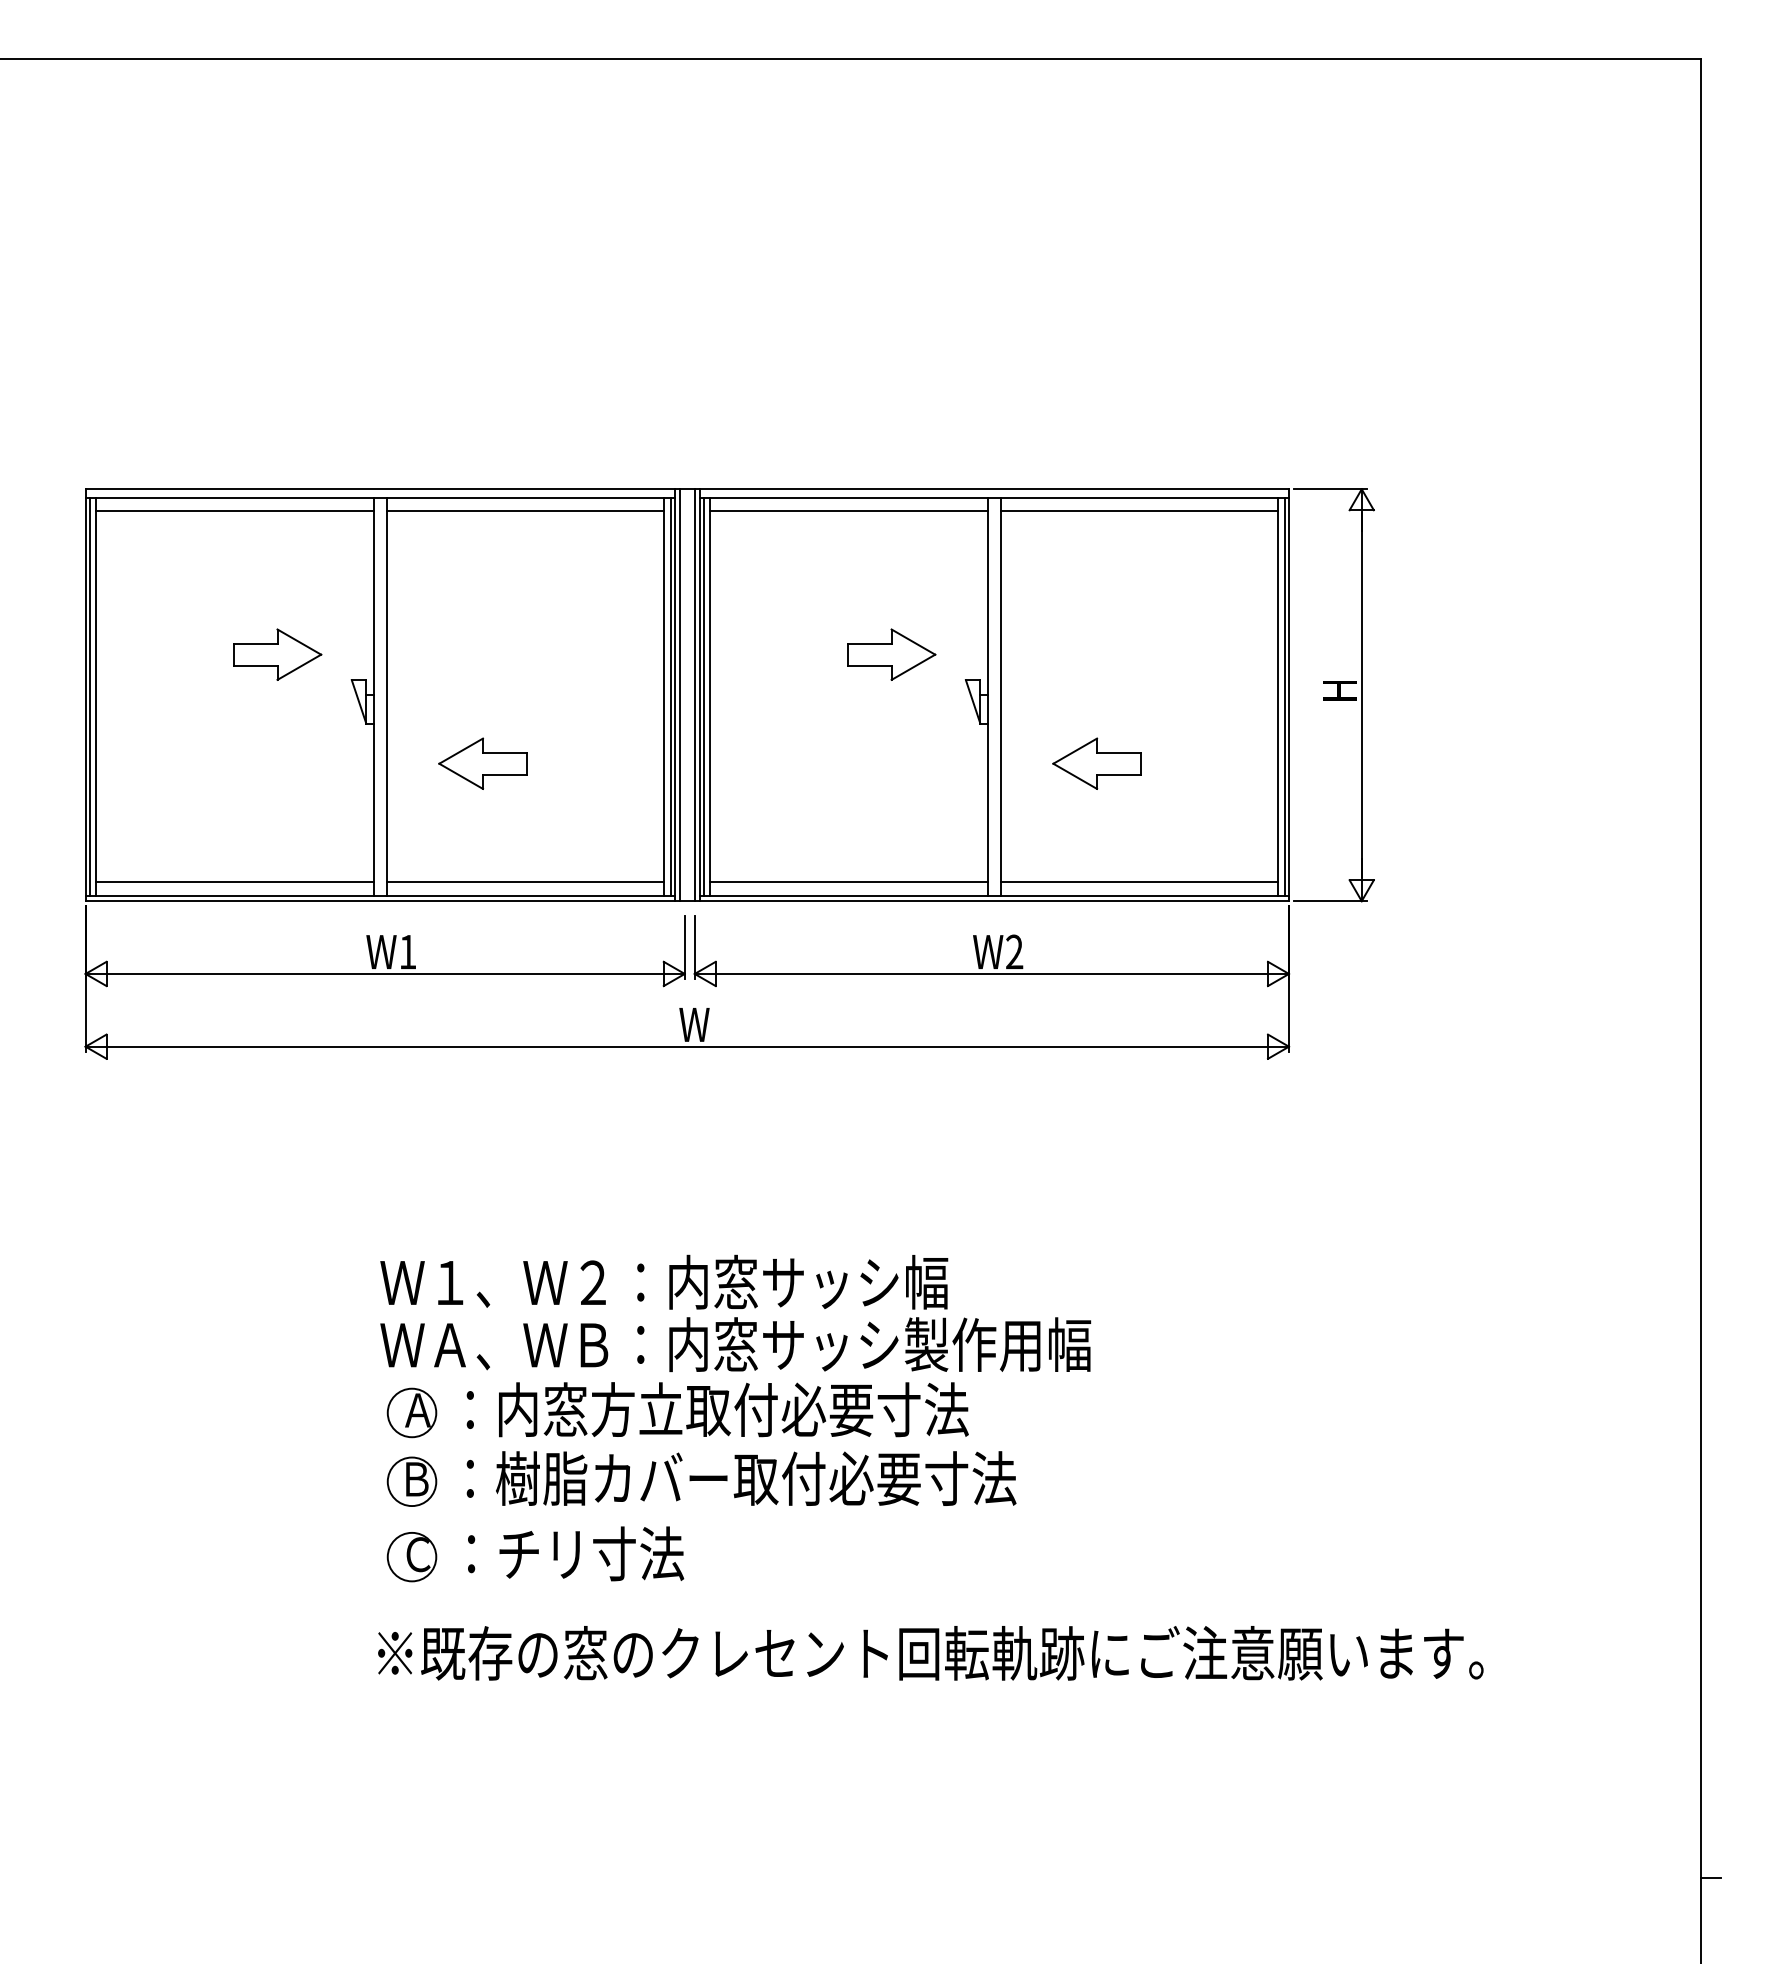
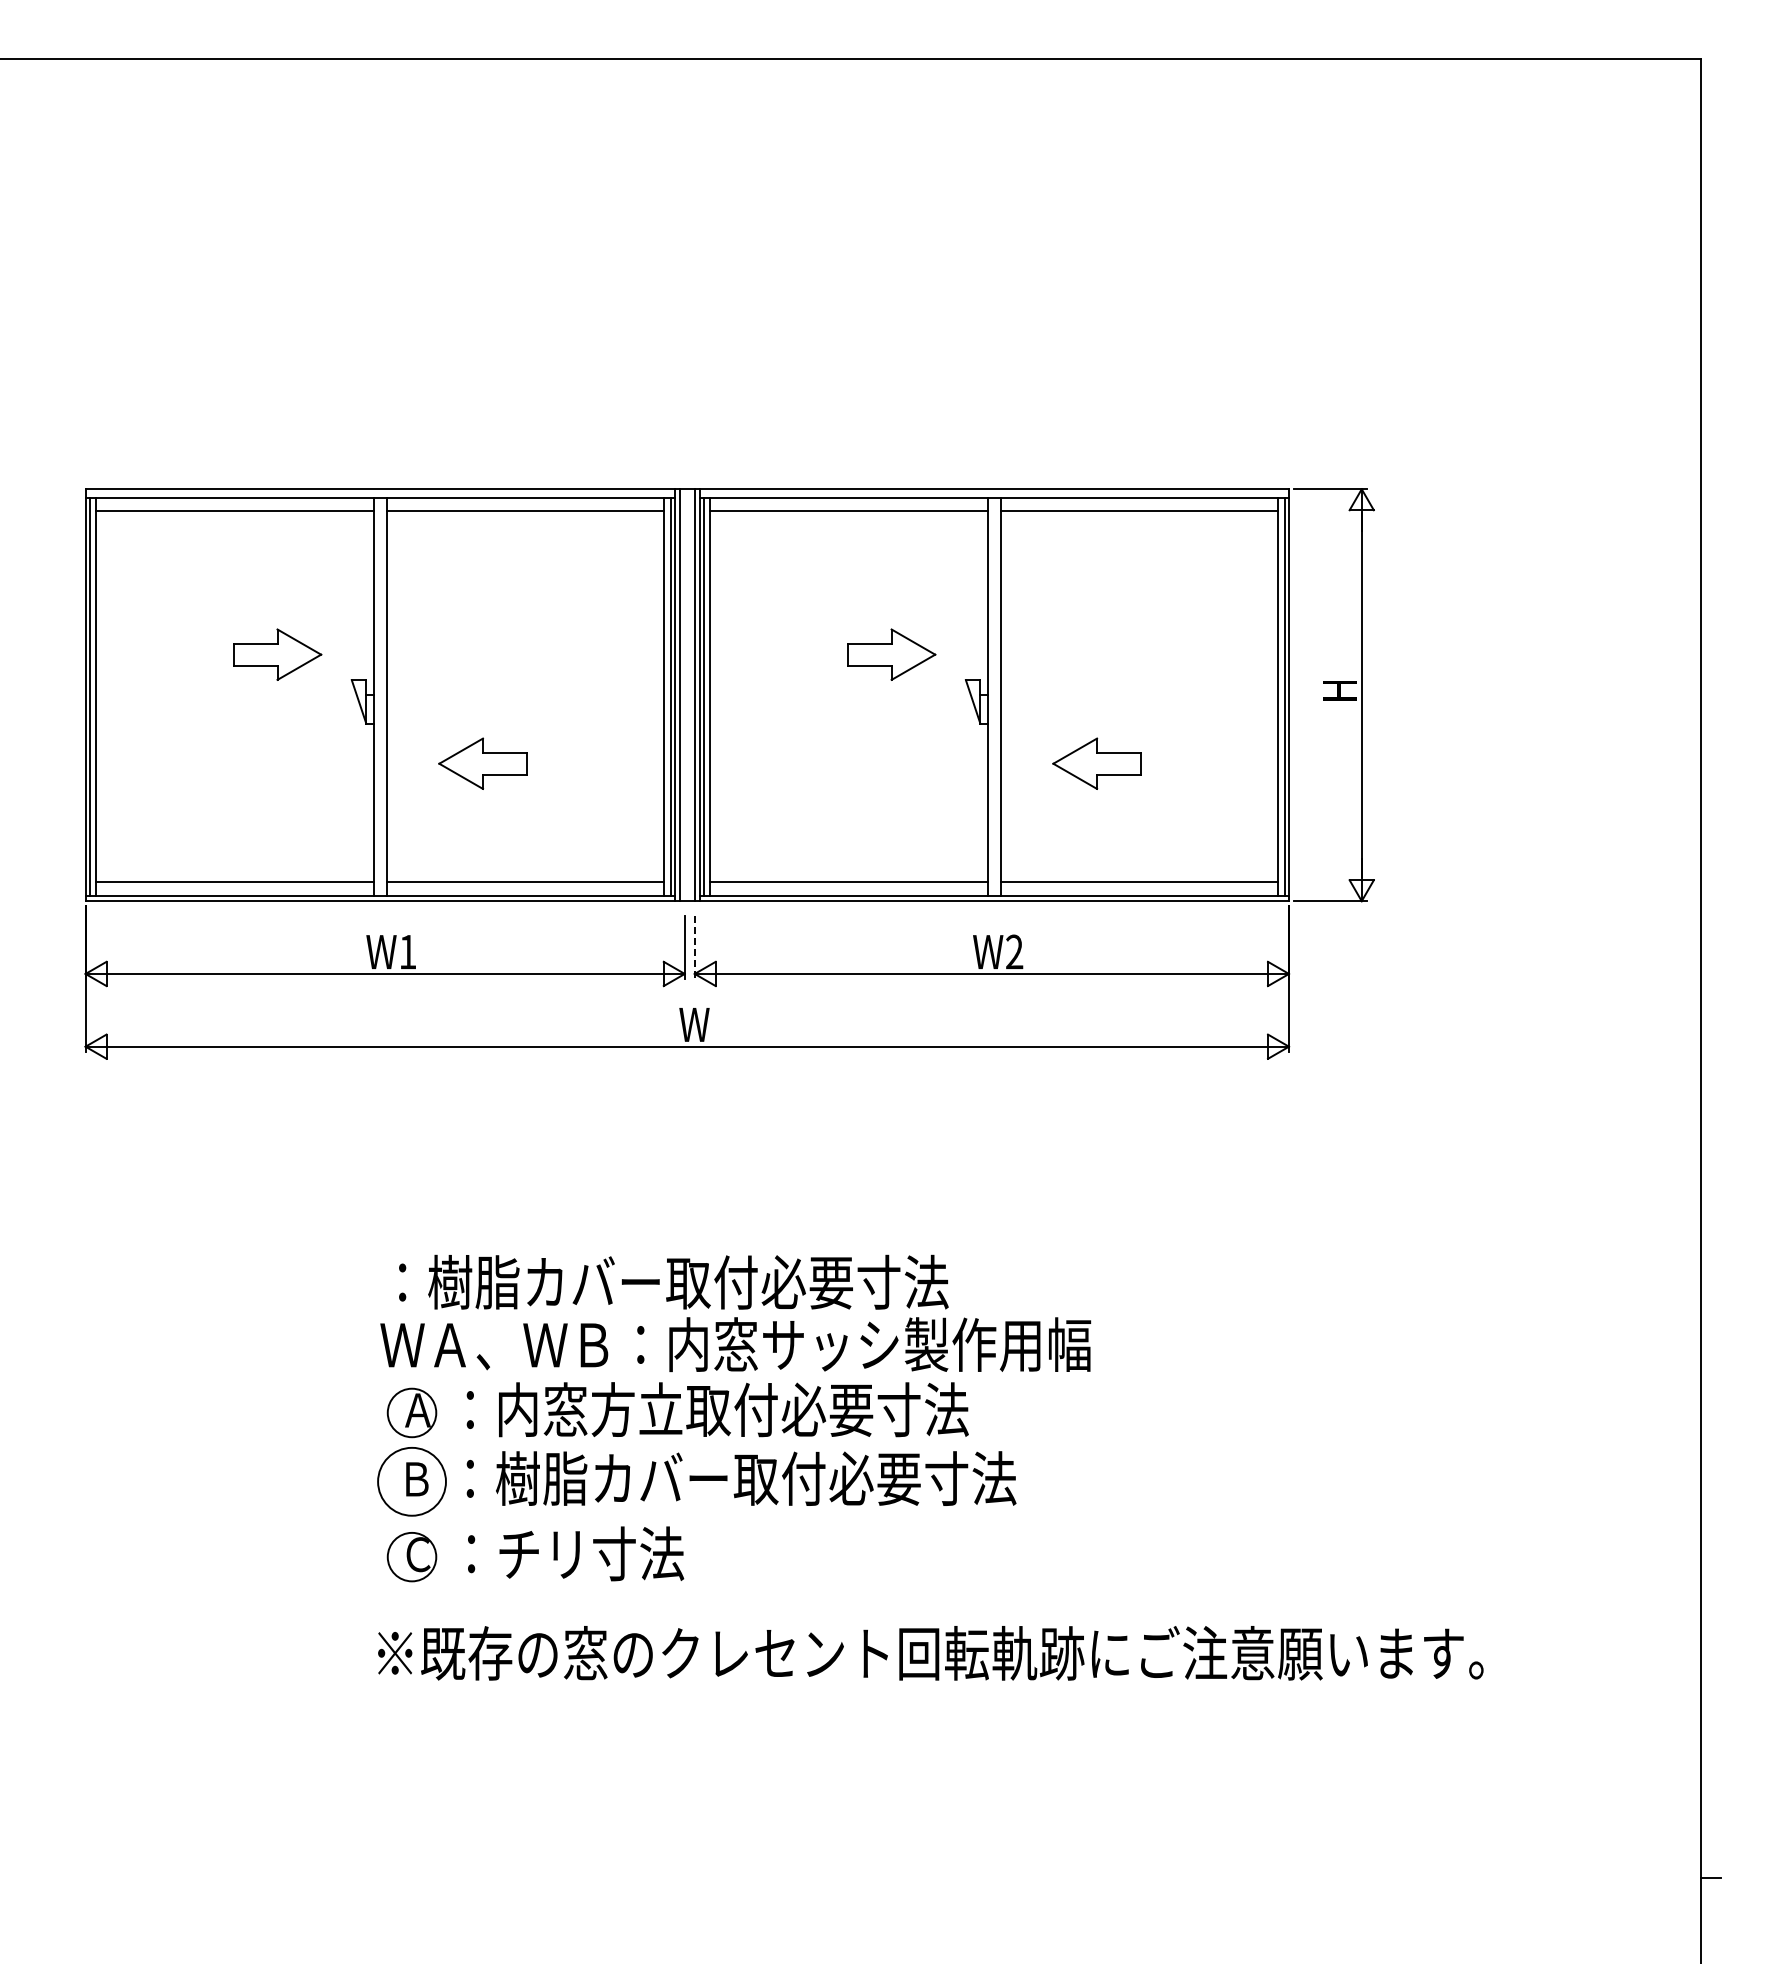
line: solid -> dashed (694, 947)
text: Ｗ１、Ｗ２：内窓サッシ幅 -> ：樹脂カバー取付必要寸法 (664, 1281)
circle diameter: 48 px -> 68 px (411, 1481)
